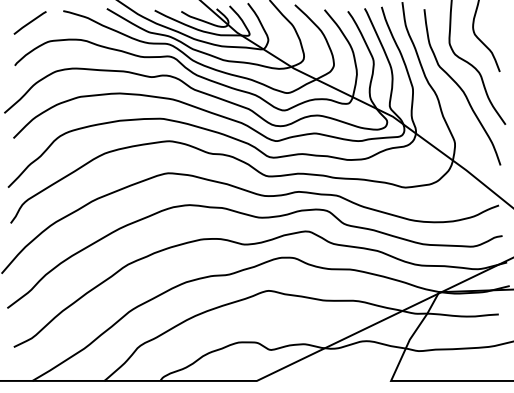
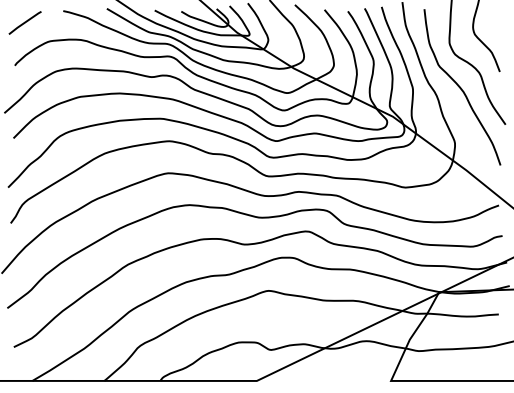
line position: (29, 22) -> (24, 22) (24, 22)
